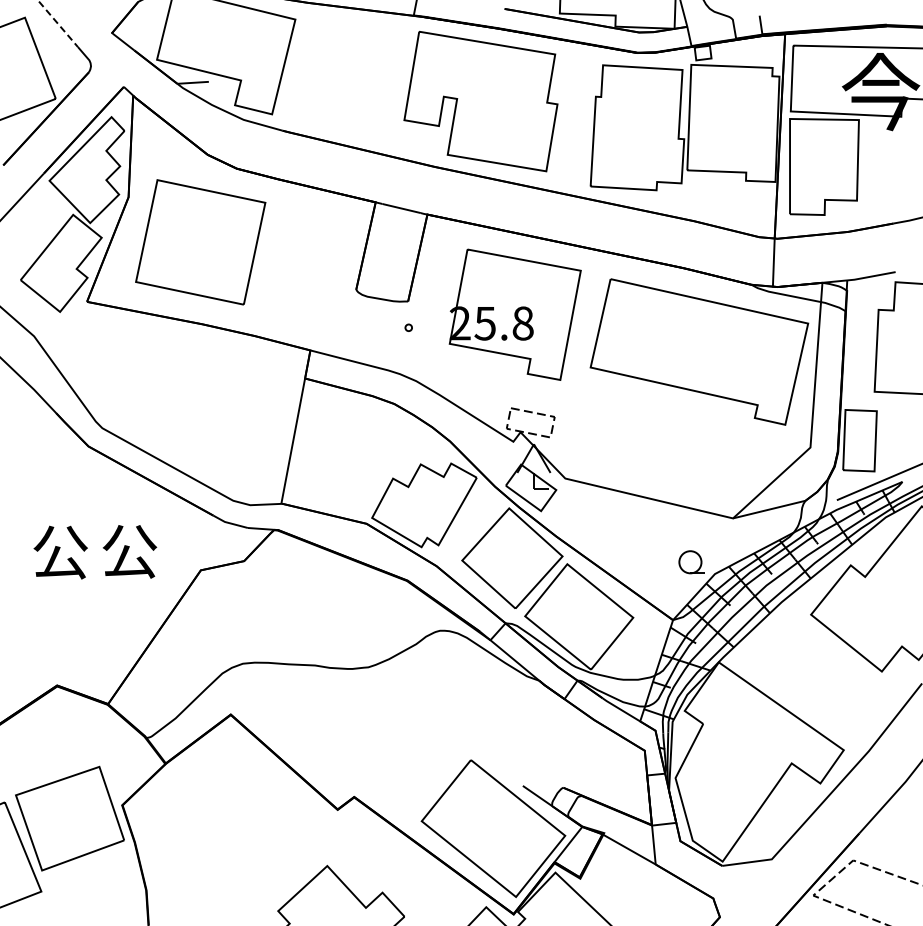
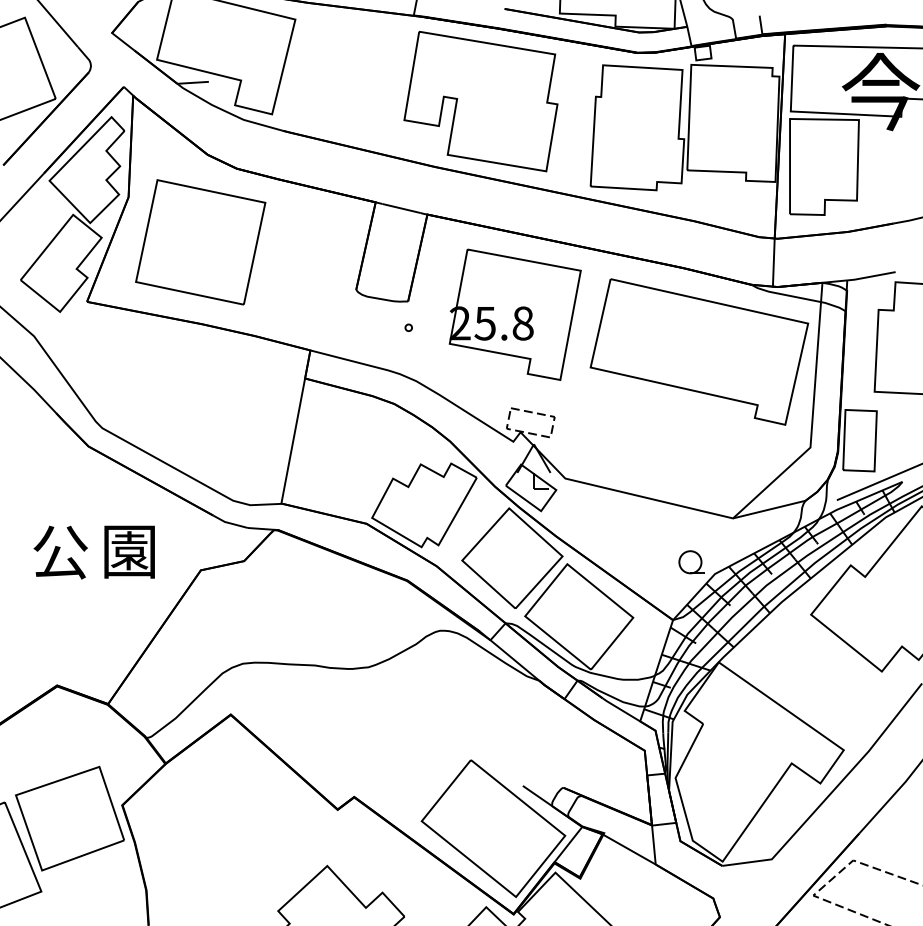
line: dashed -> solid (57, 23)
text: 公 -> 園 (129, 551)
